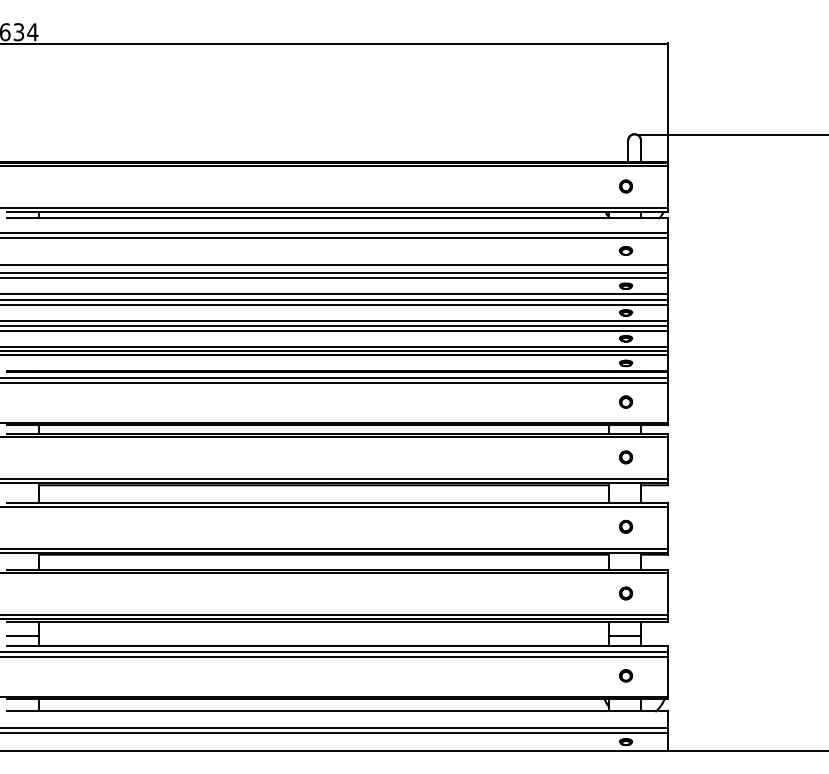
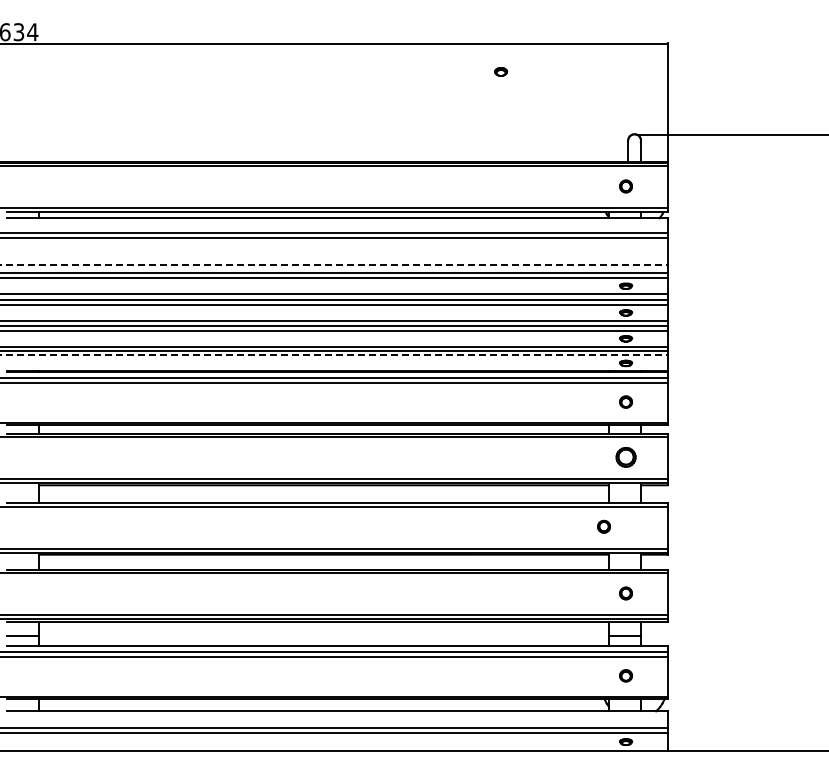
part position: (626, 250) -> (501, 71) (501, 71)
line: solid -> dashed (334, 264)
line: solid -> dashed (334, 355)
part size: 14x15 px -> 22x21 px (625, 457)
part position: (625, 526) -> (603, 526) (603, 526)
